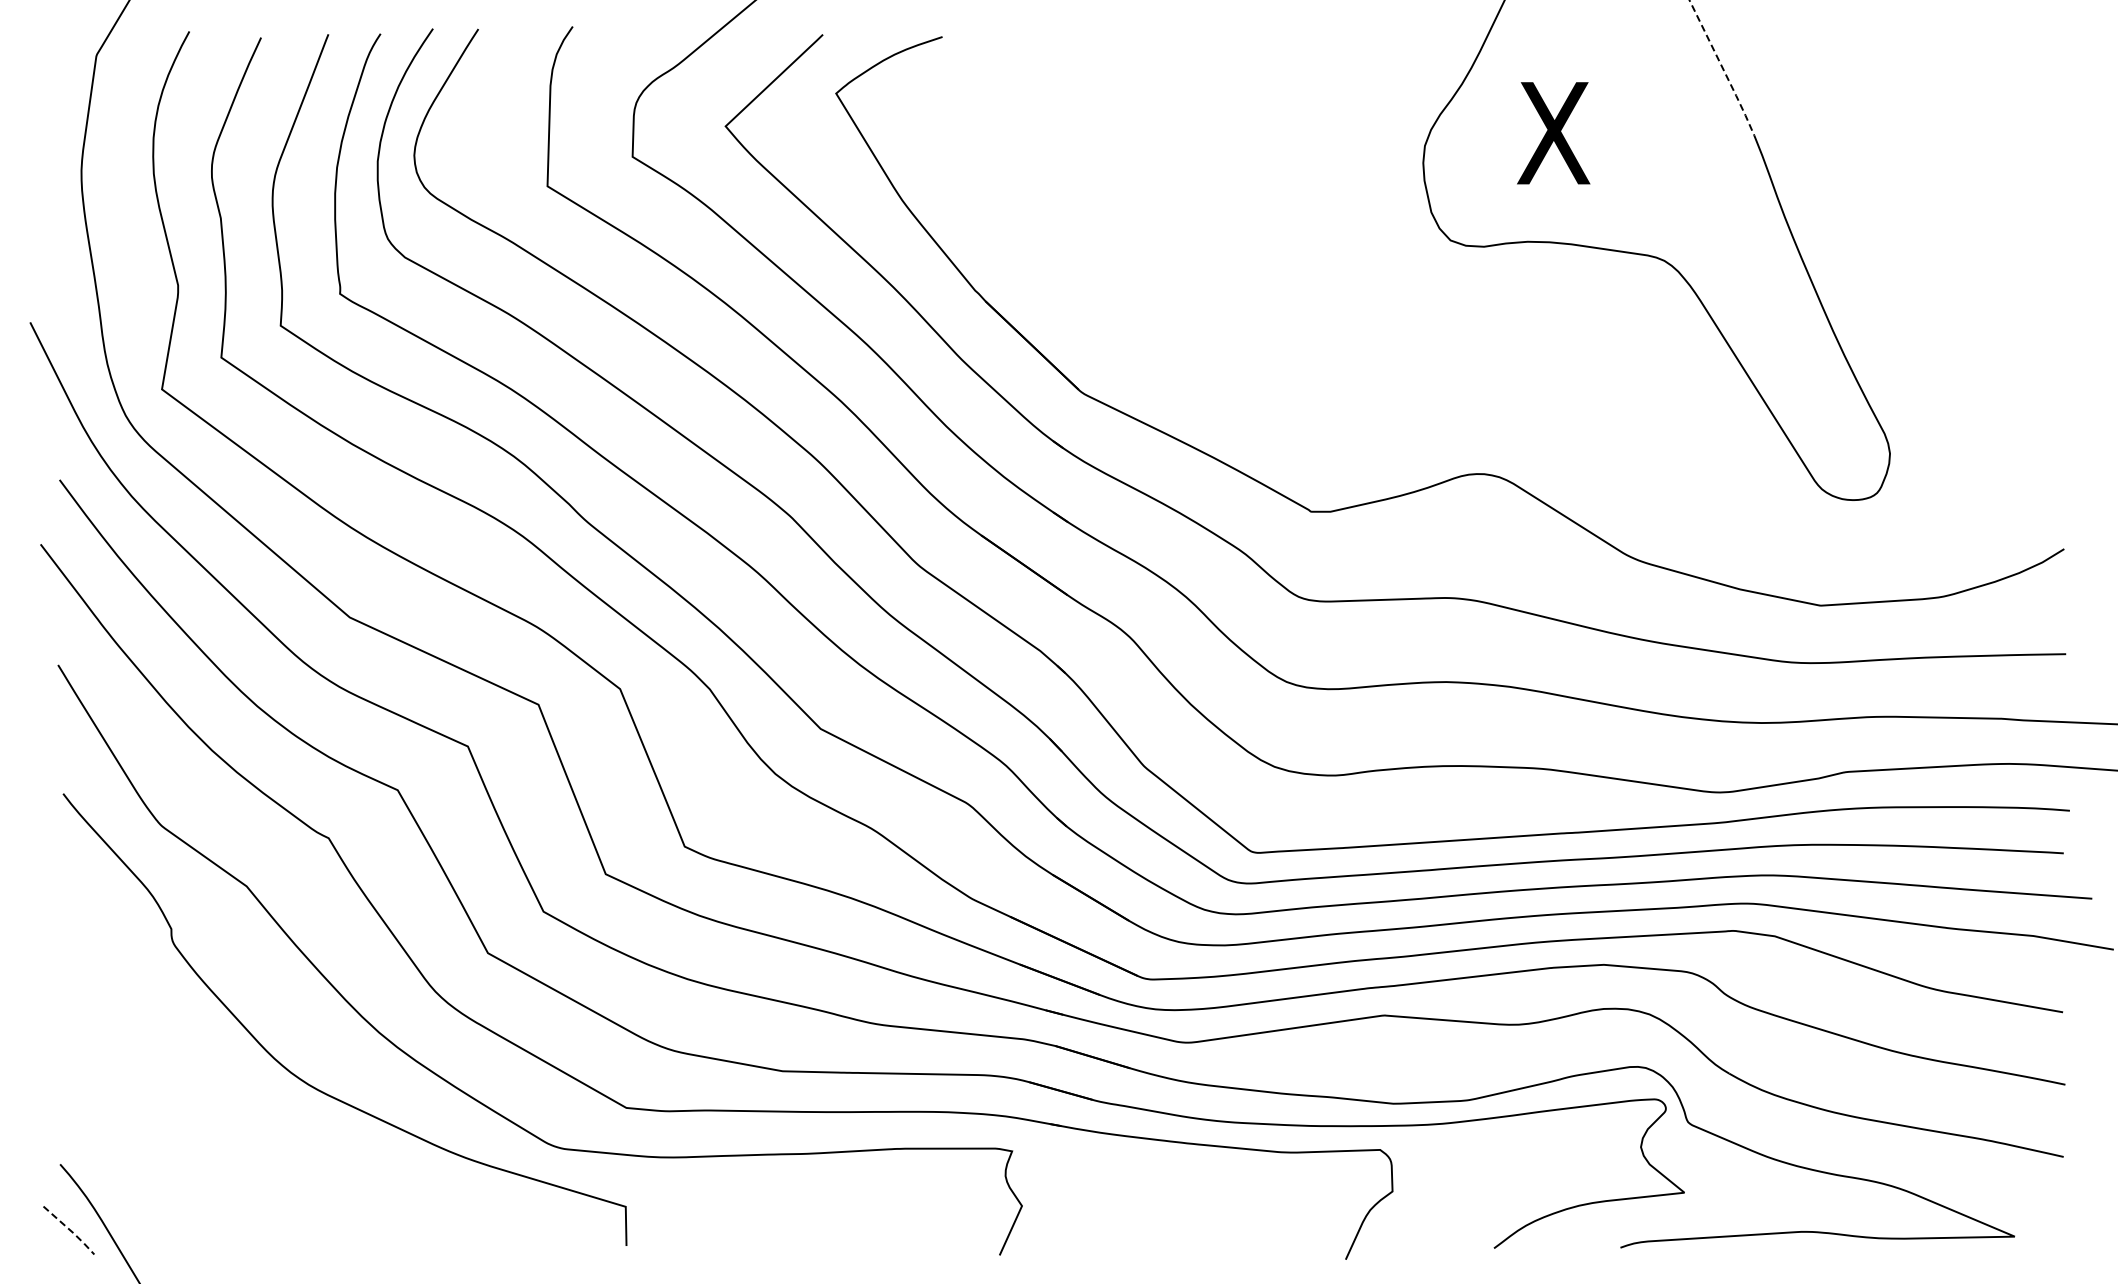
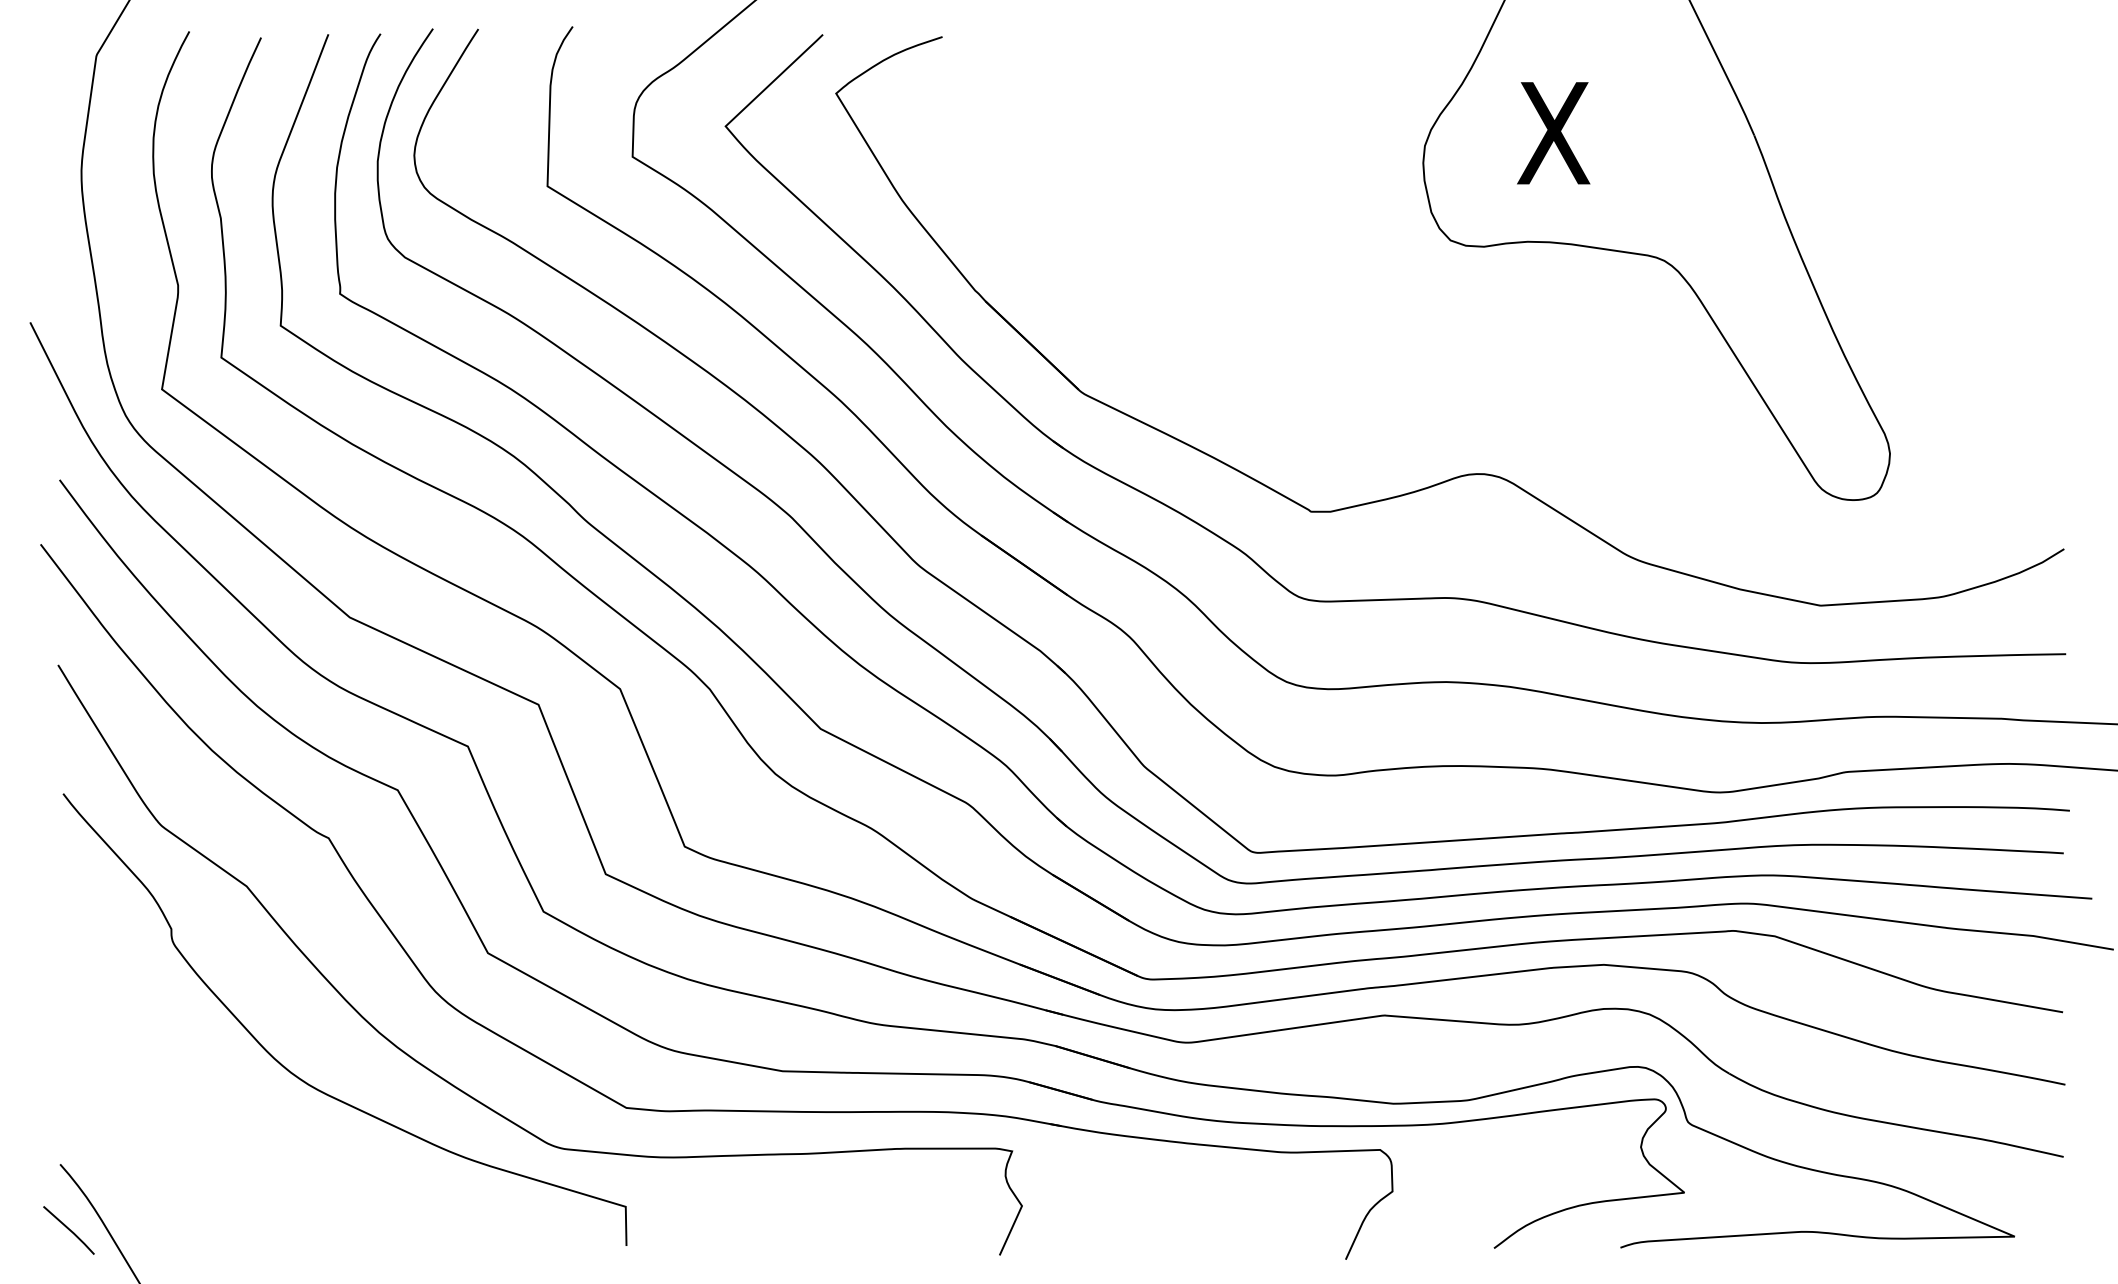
line: dashed -> solid (1723, 68)
line: dashed -> solid (70, 1230)
